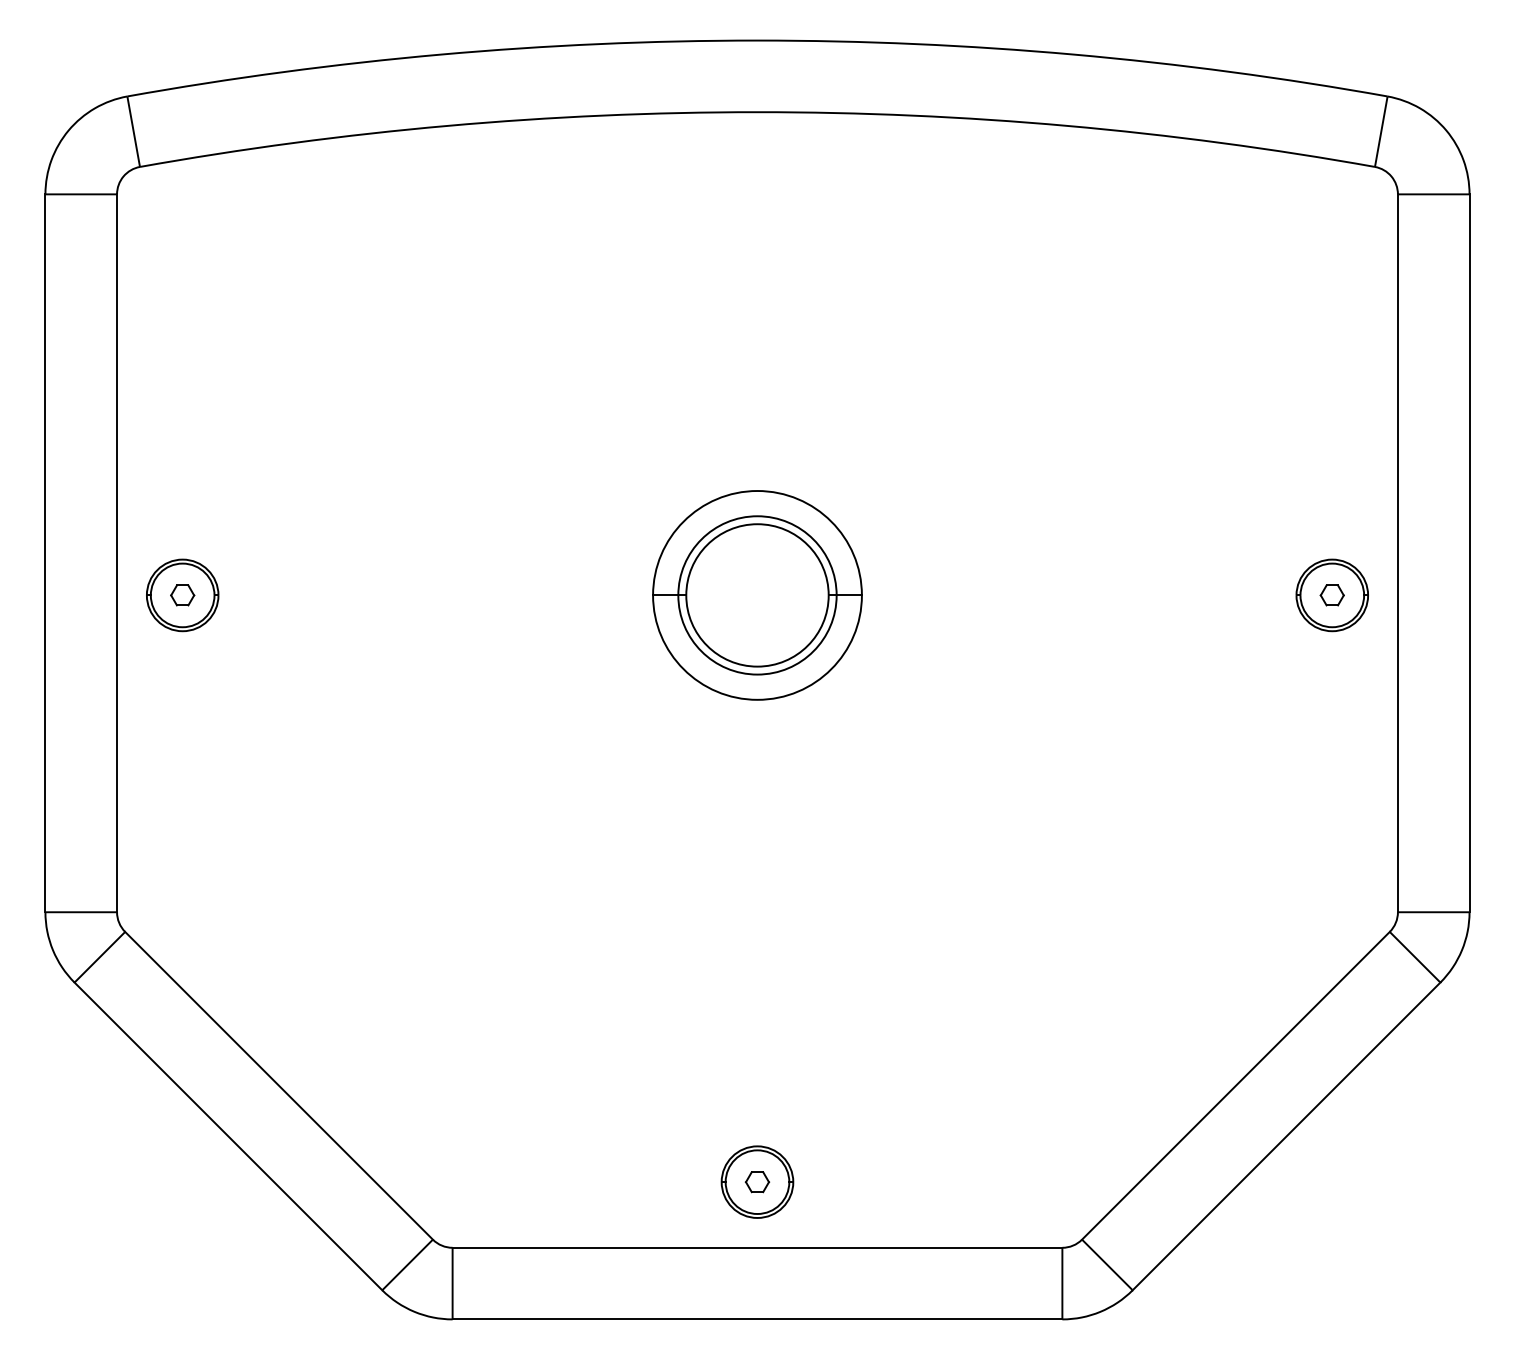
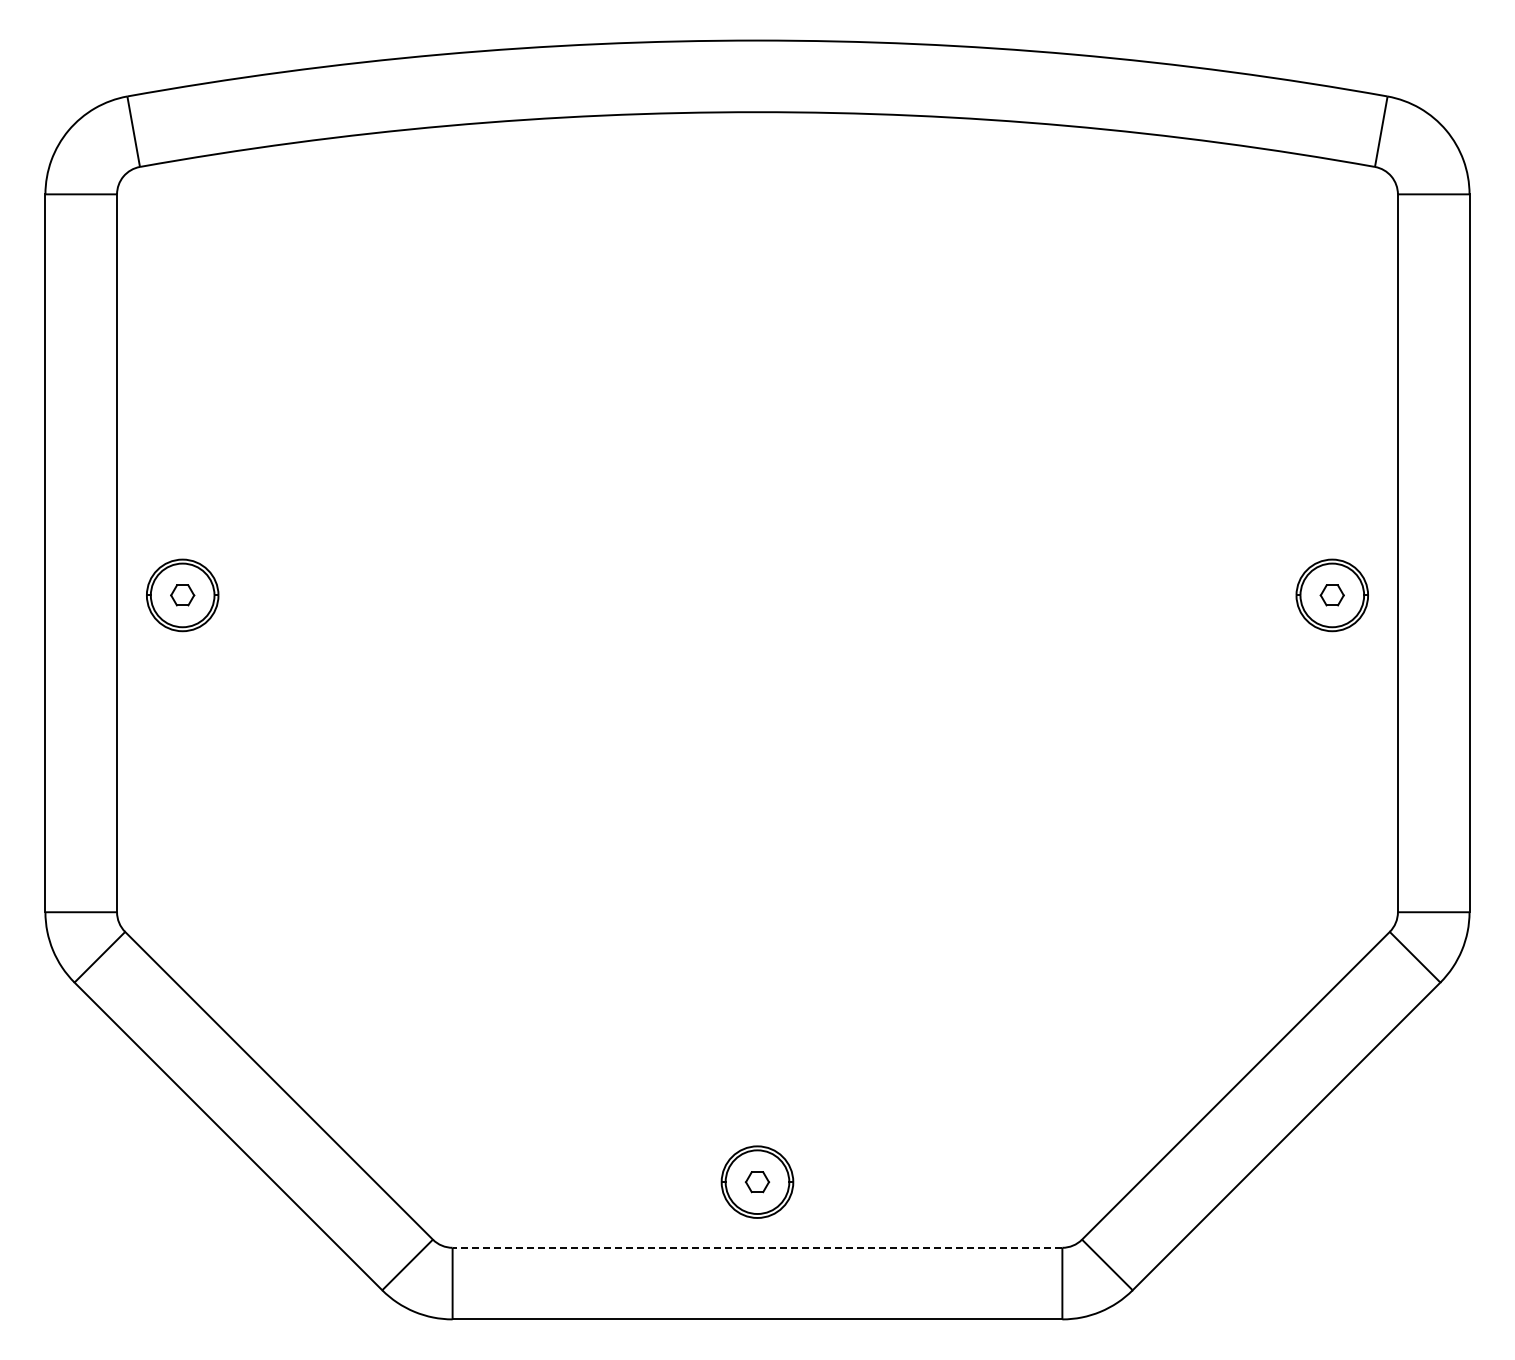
part: present -> none (757, 595)
line: solid -> dashed (757, 1247)
